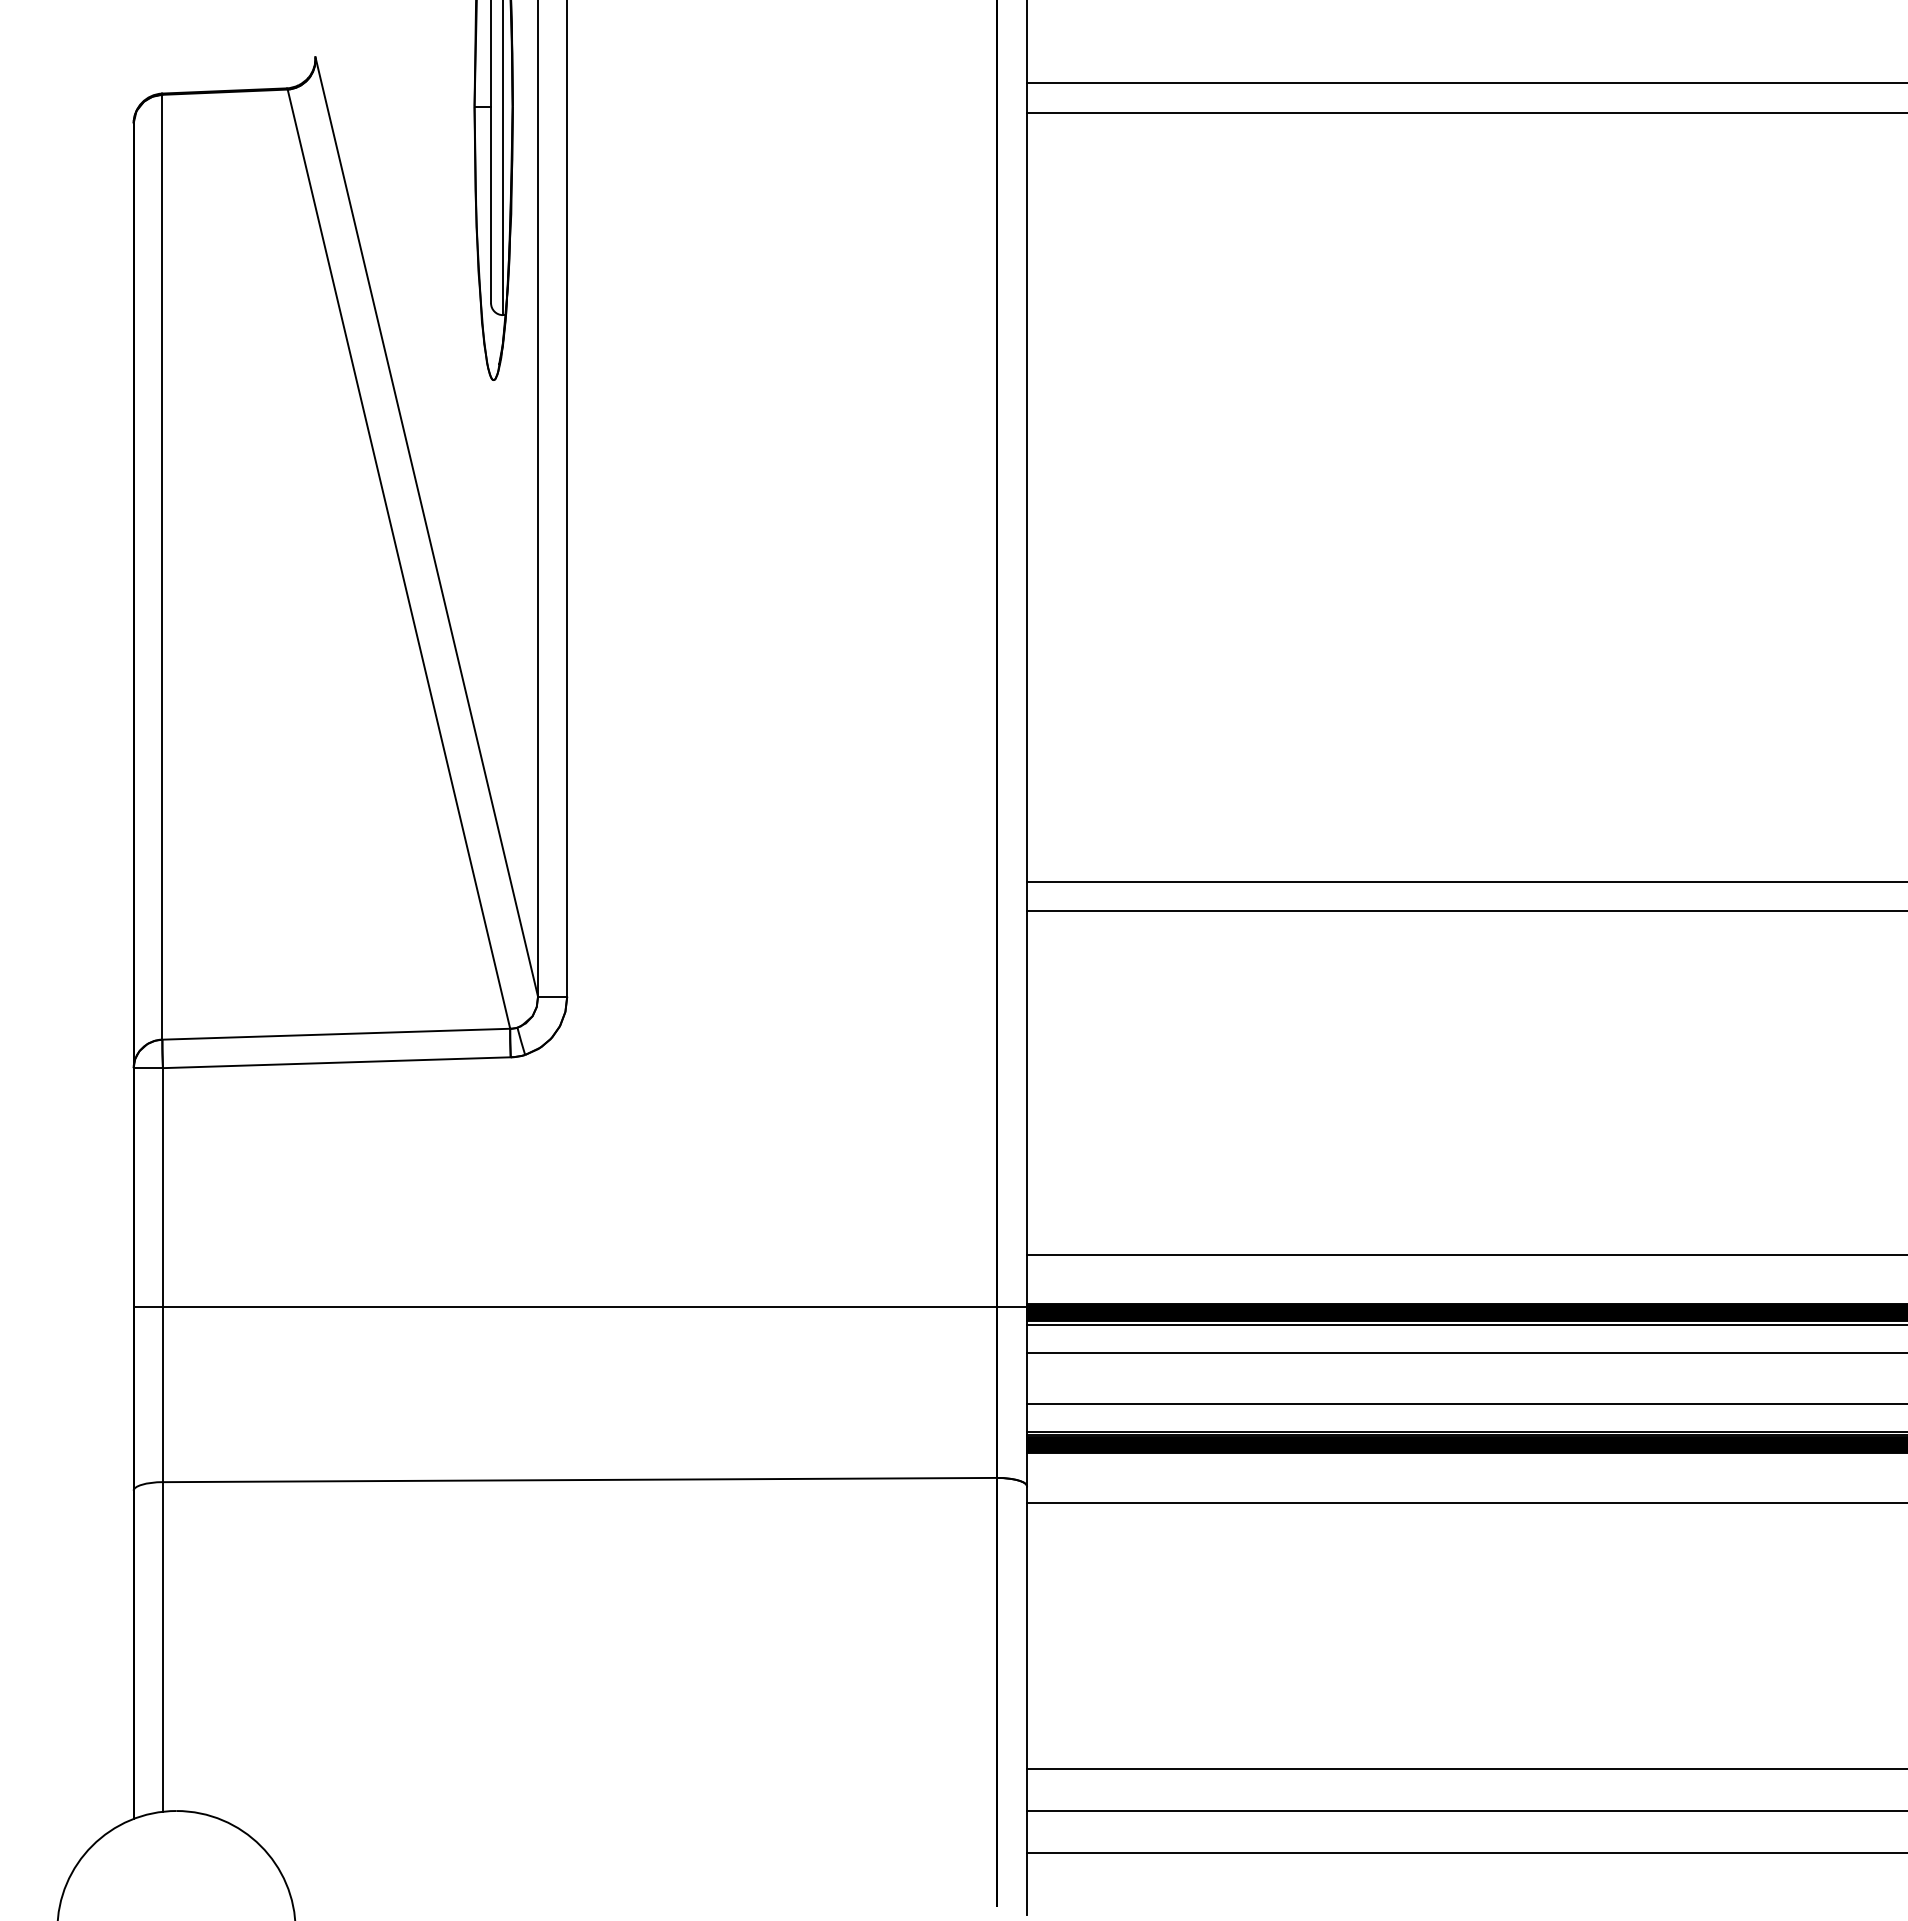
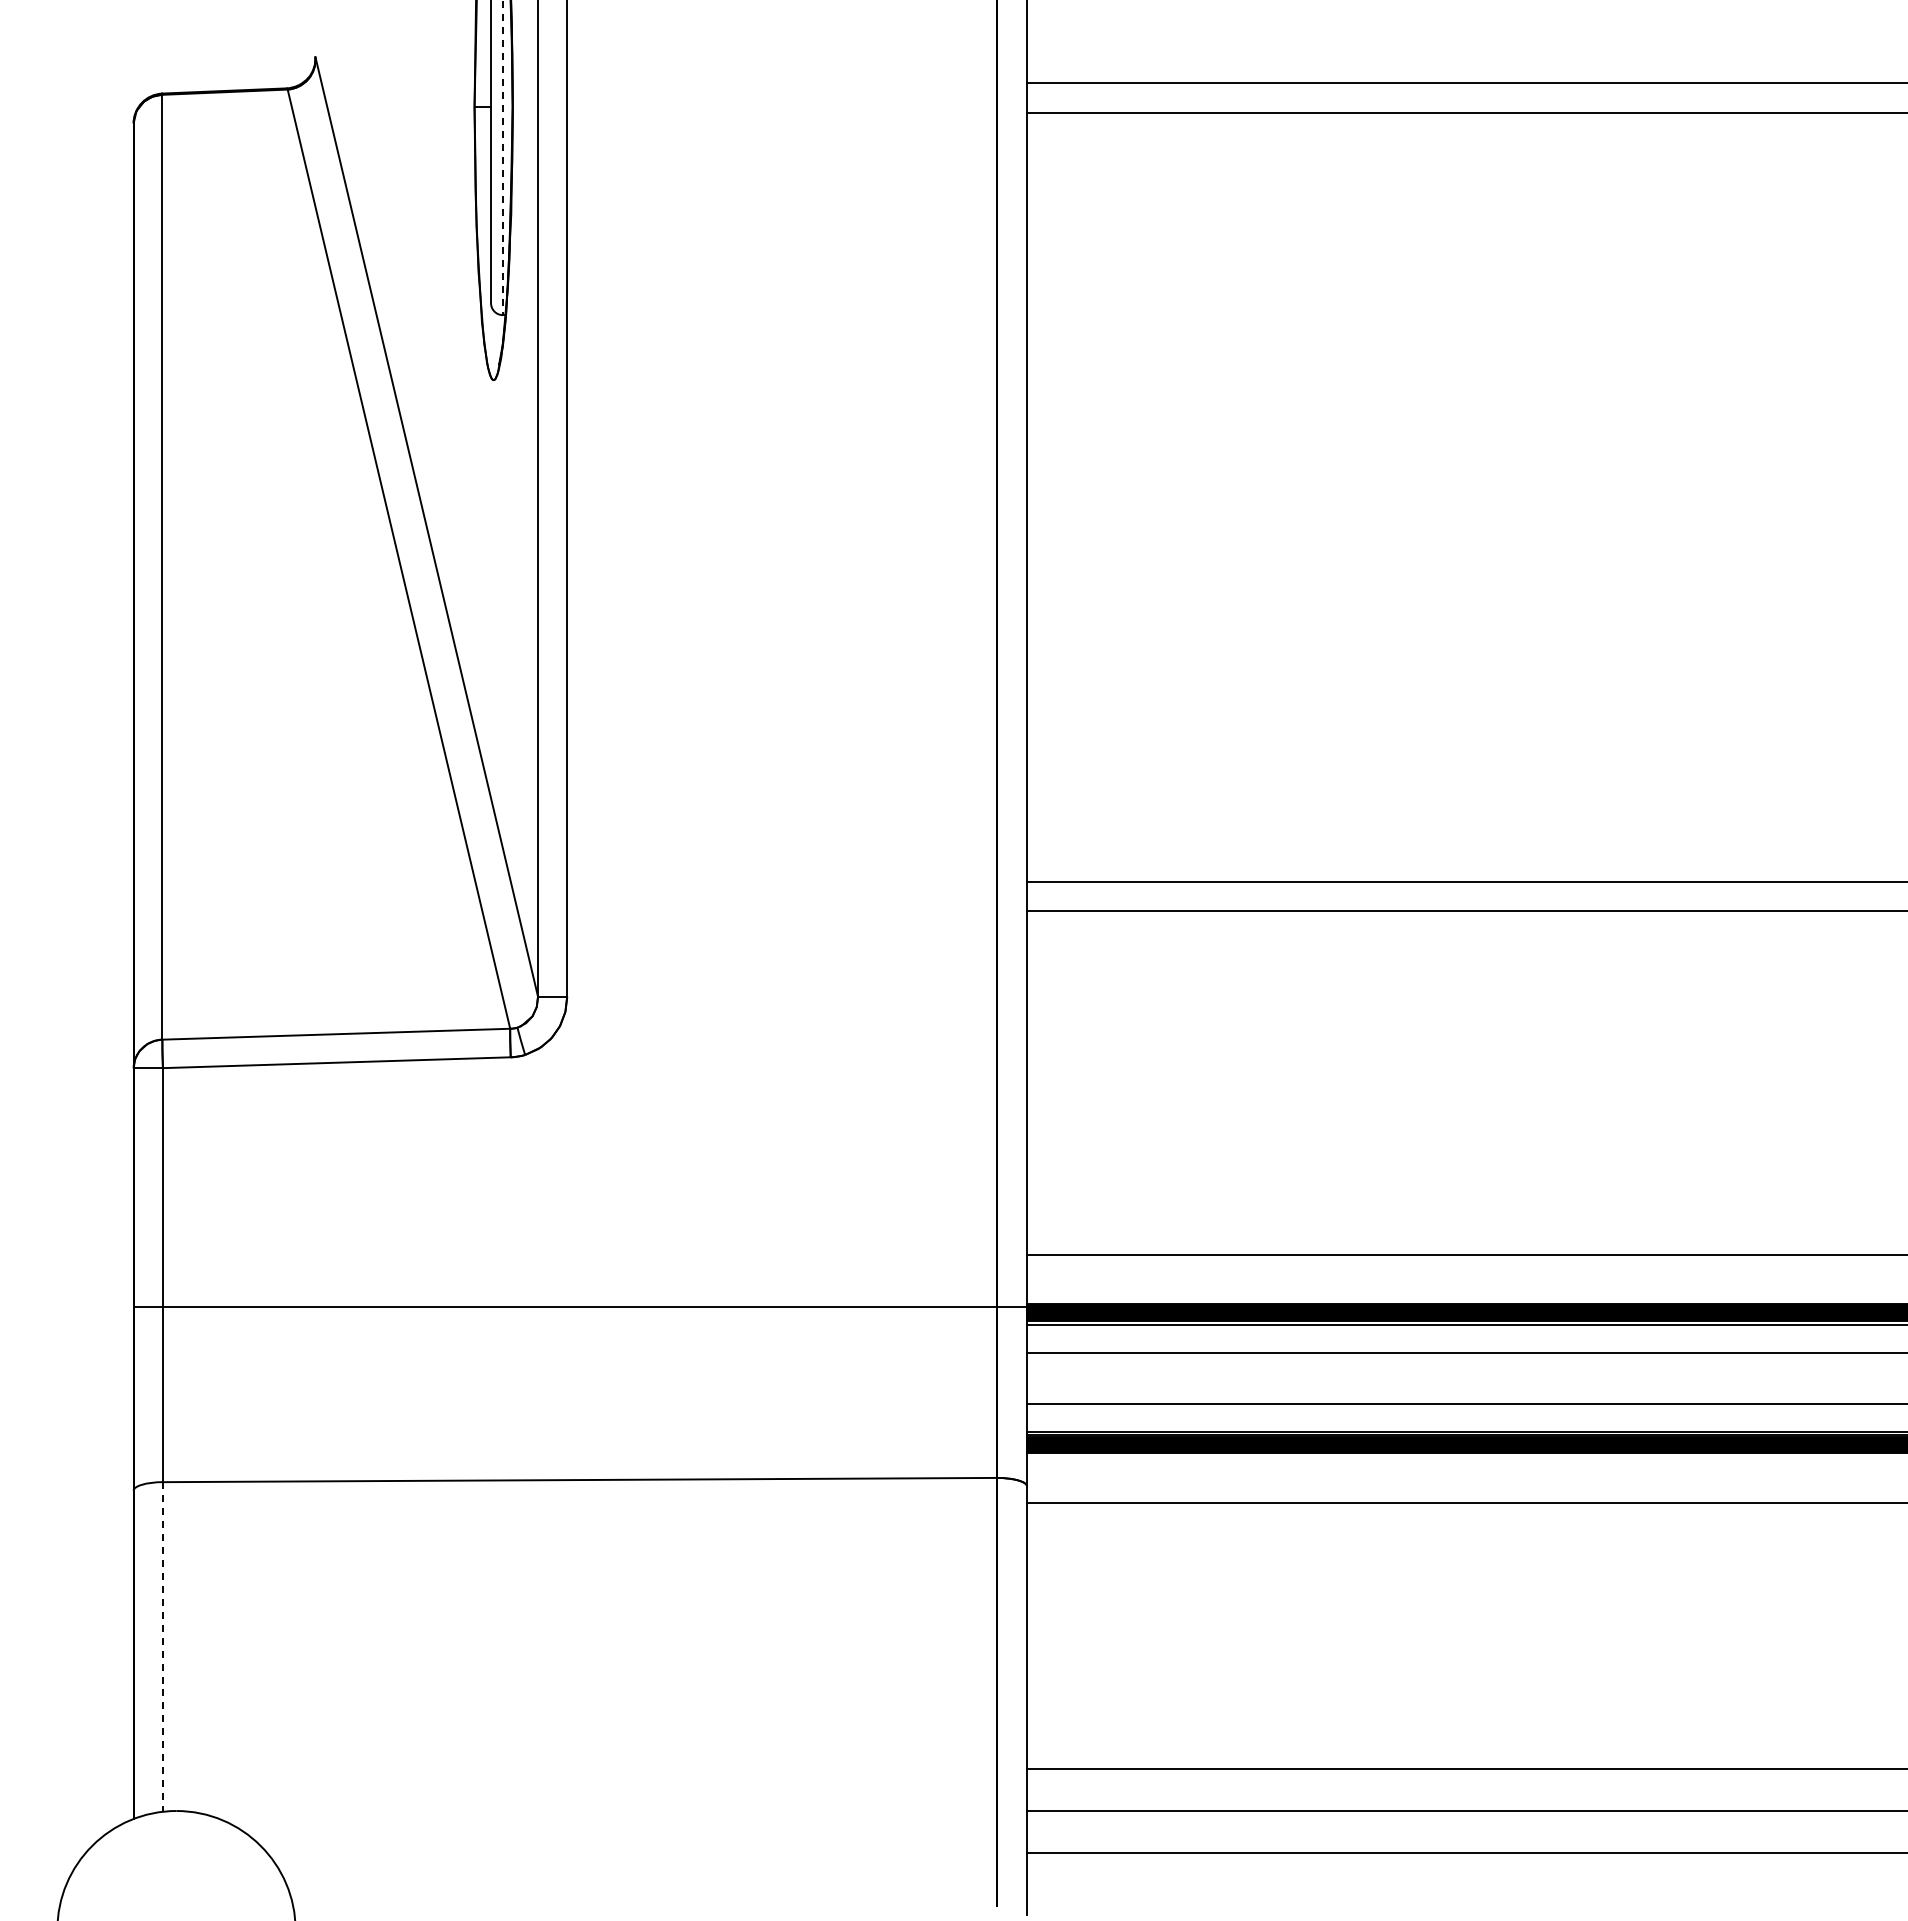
line: solid -> dashed (502, 158)
line: solid -> dashed (162, 1646)
